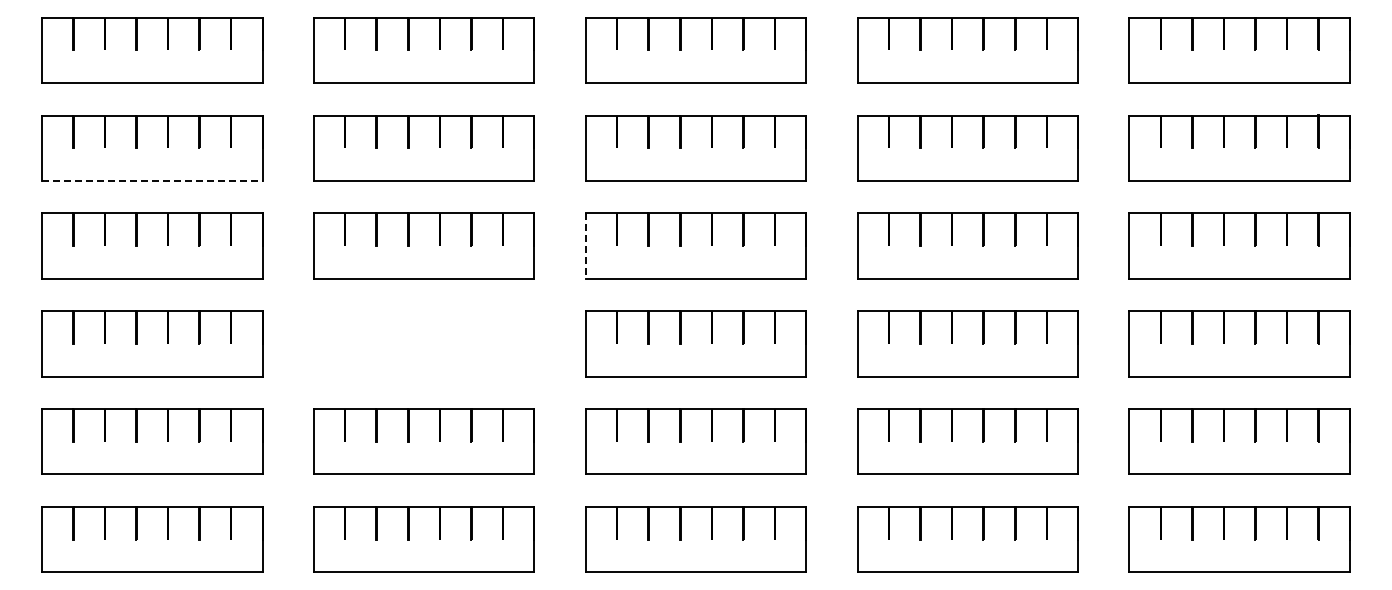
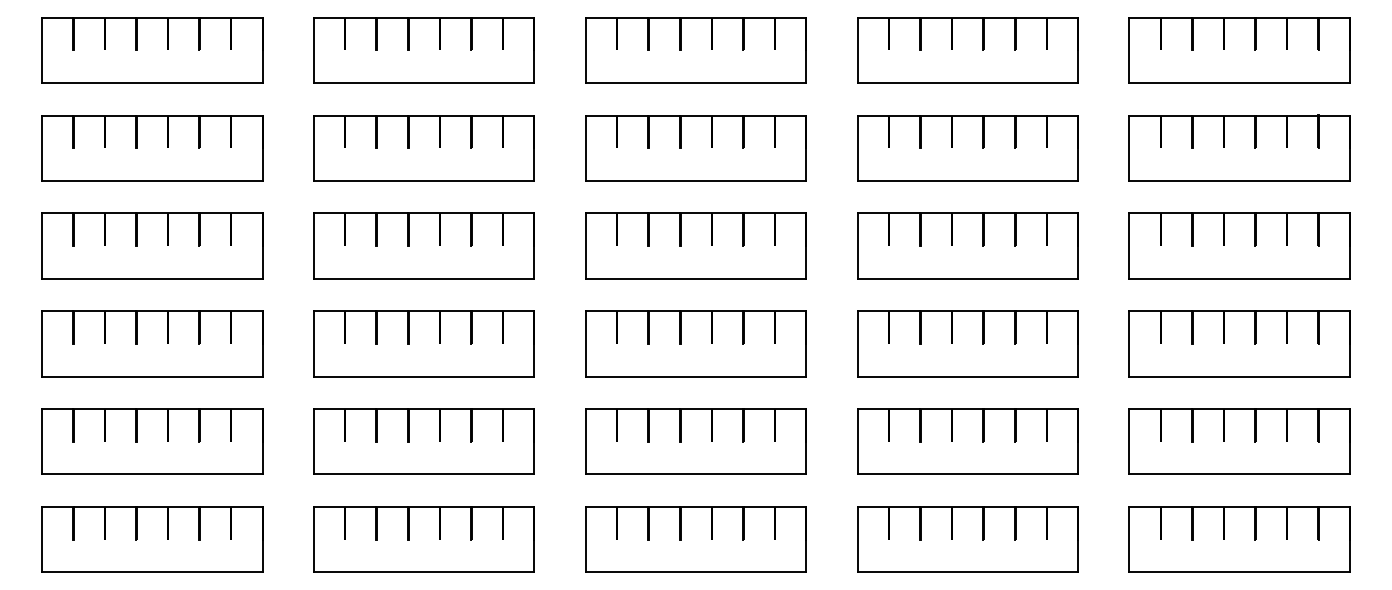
line: dashed -> solid (152, 180)
line: dashed -> solid (585, 246)
part: none -> present (423, 343)
